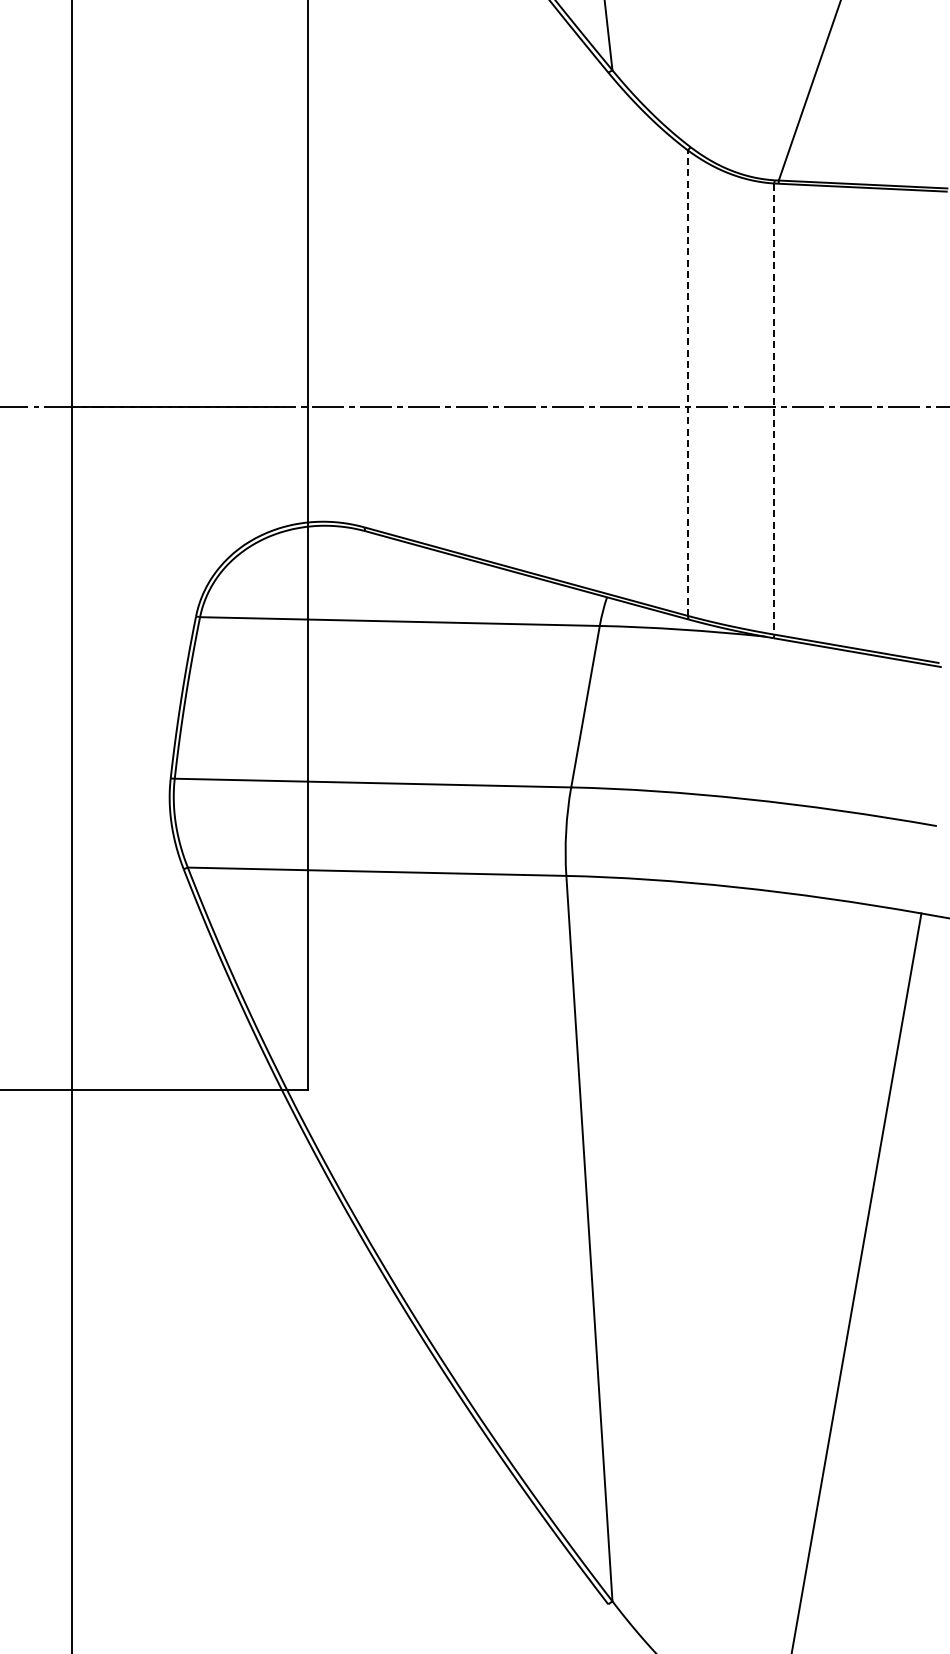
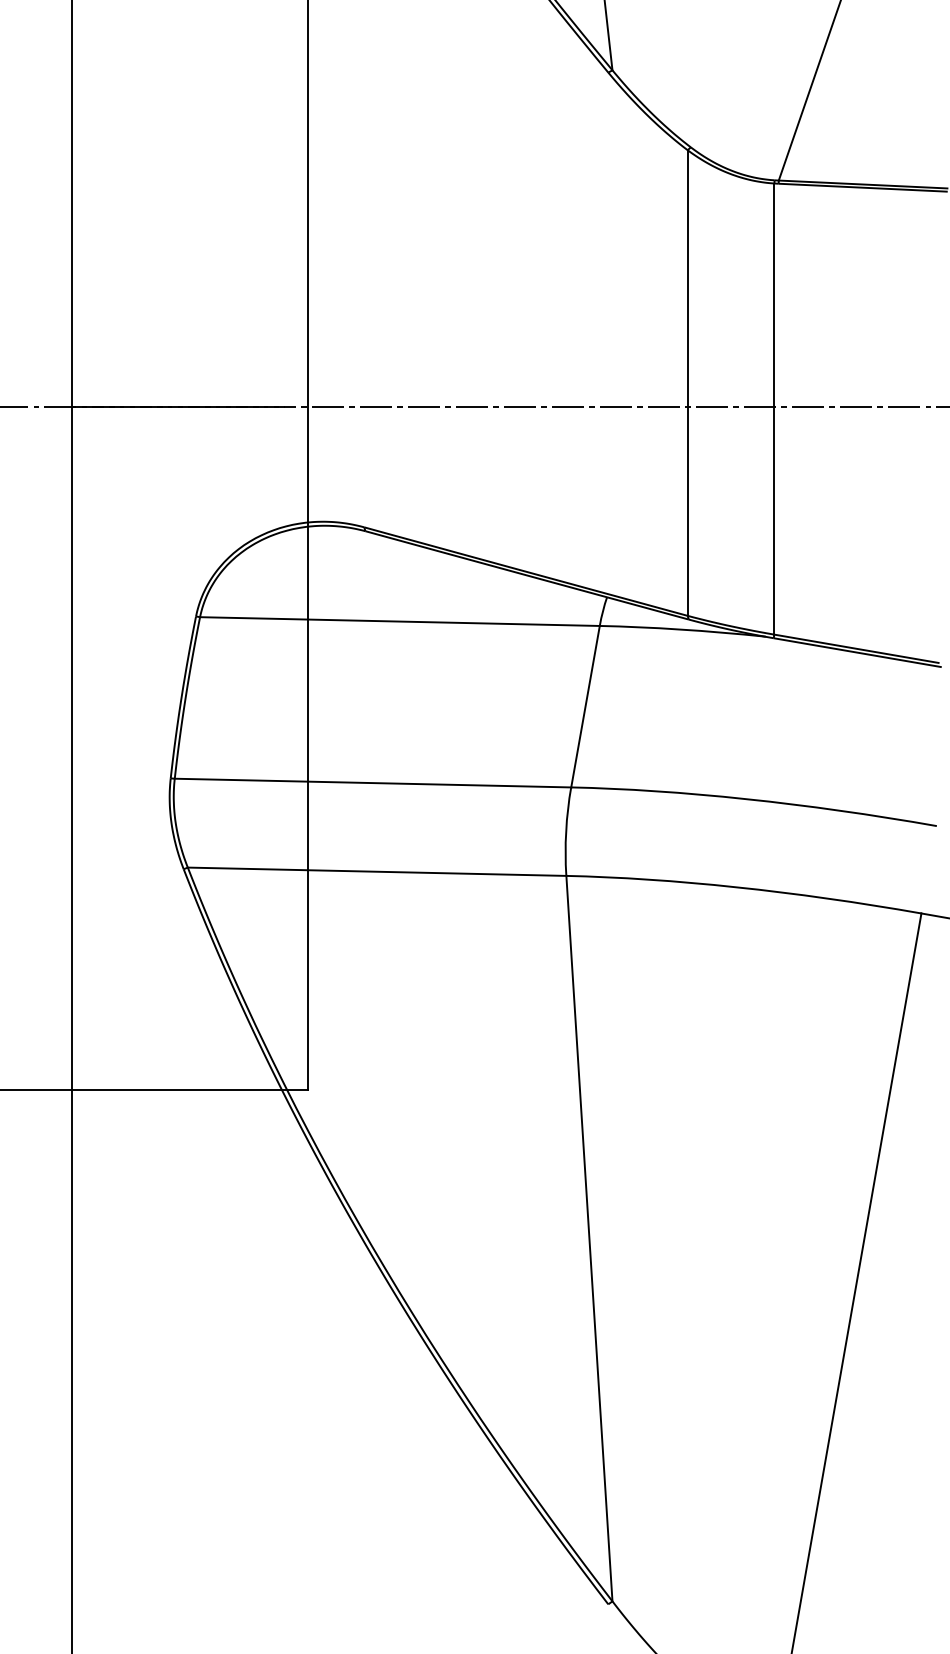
line: dashed -> solid (687, 383)
line: dashed -> solid (774, 409)
